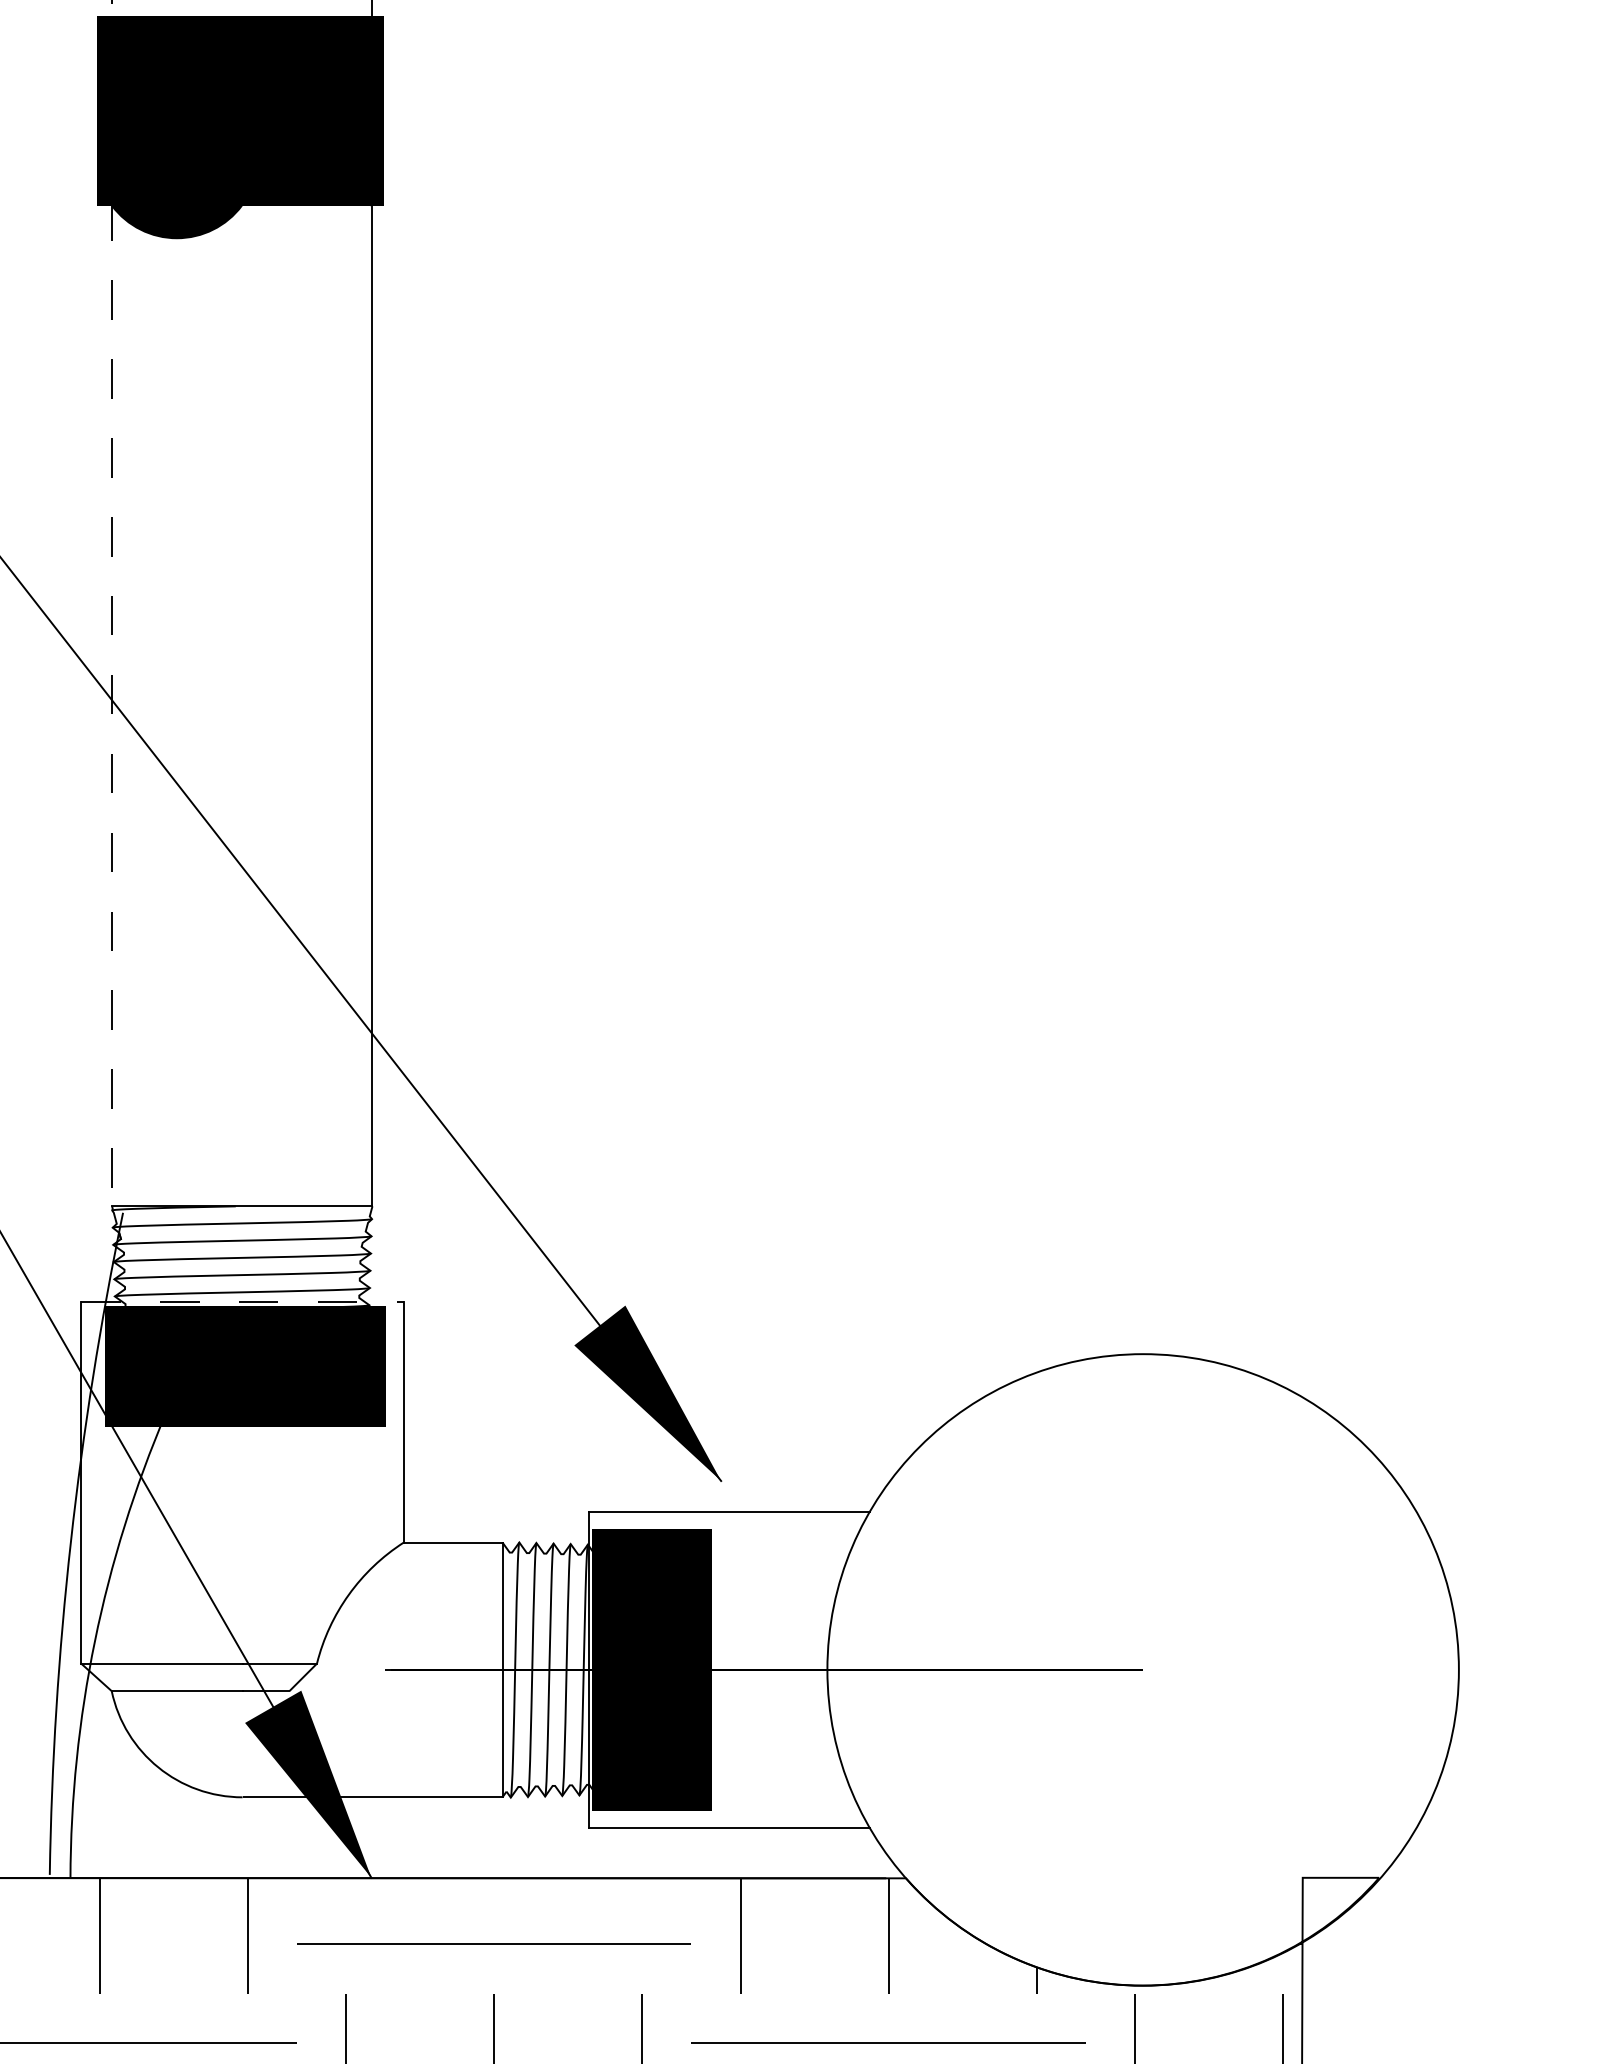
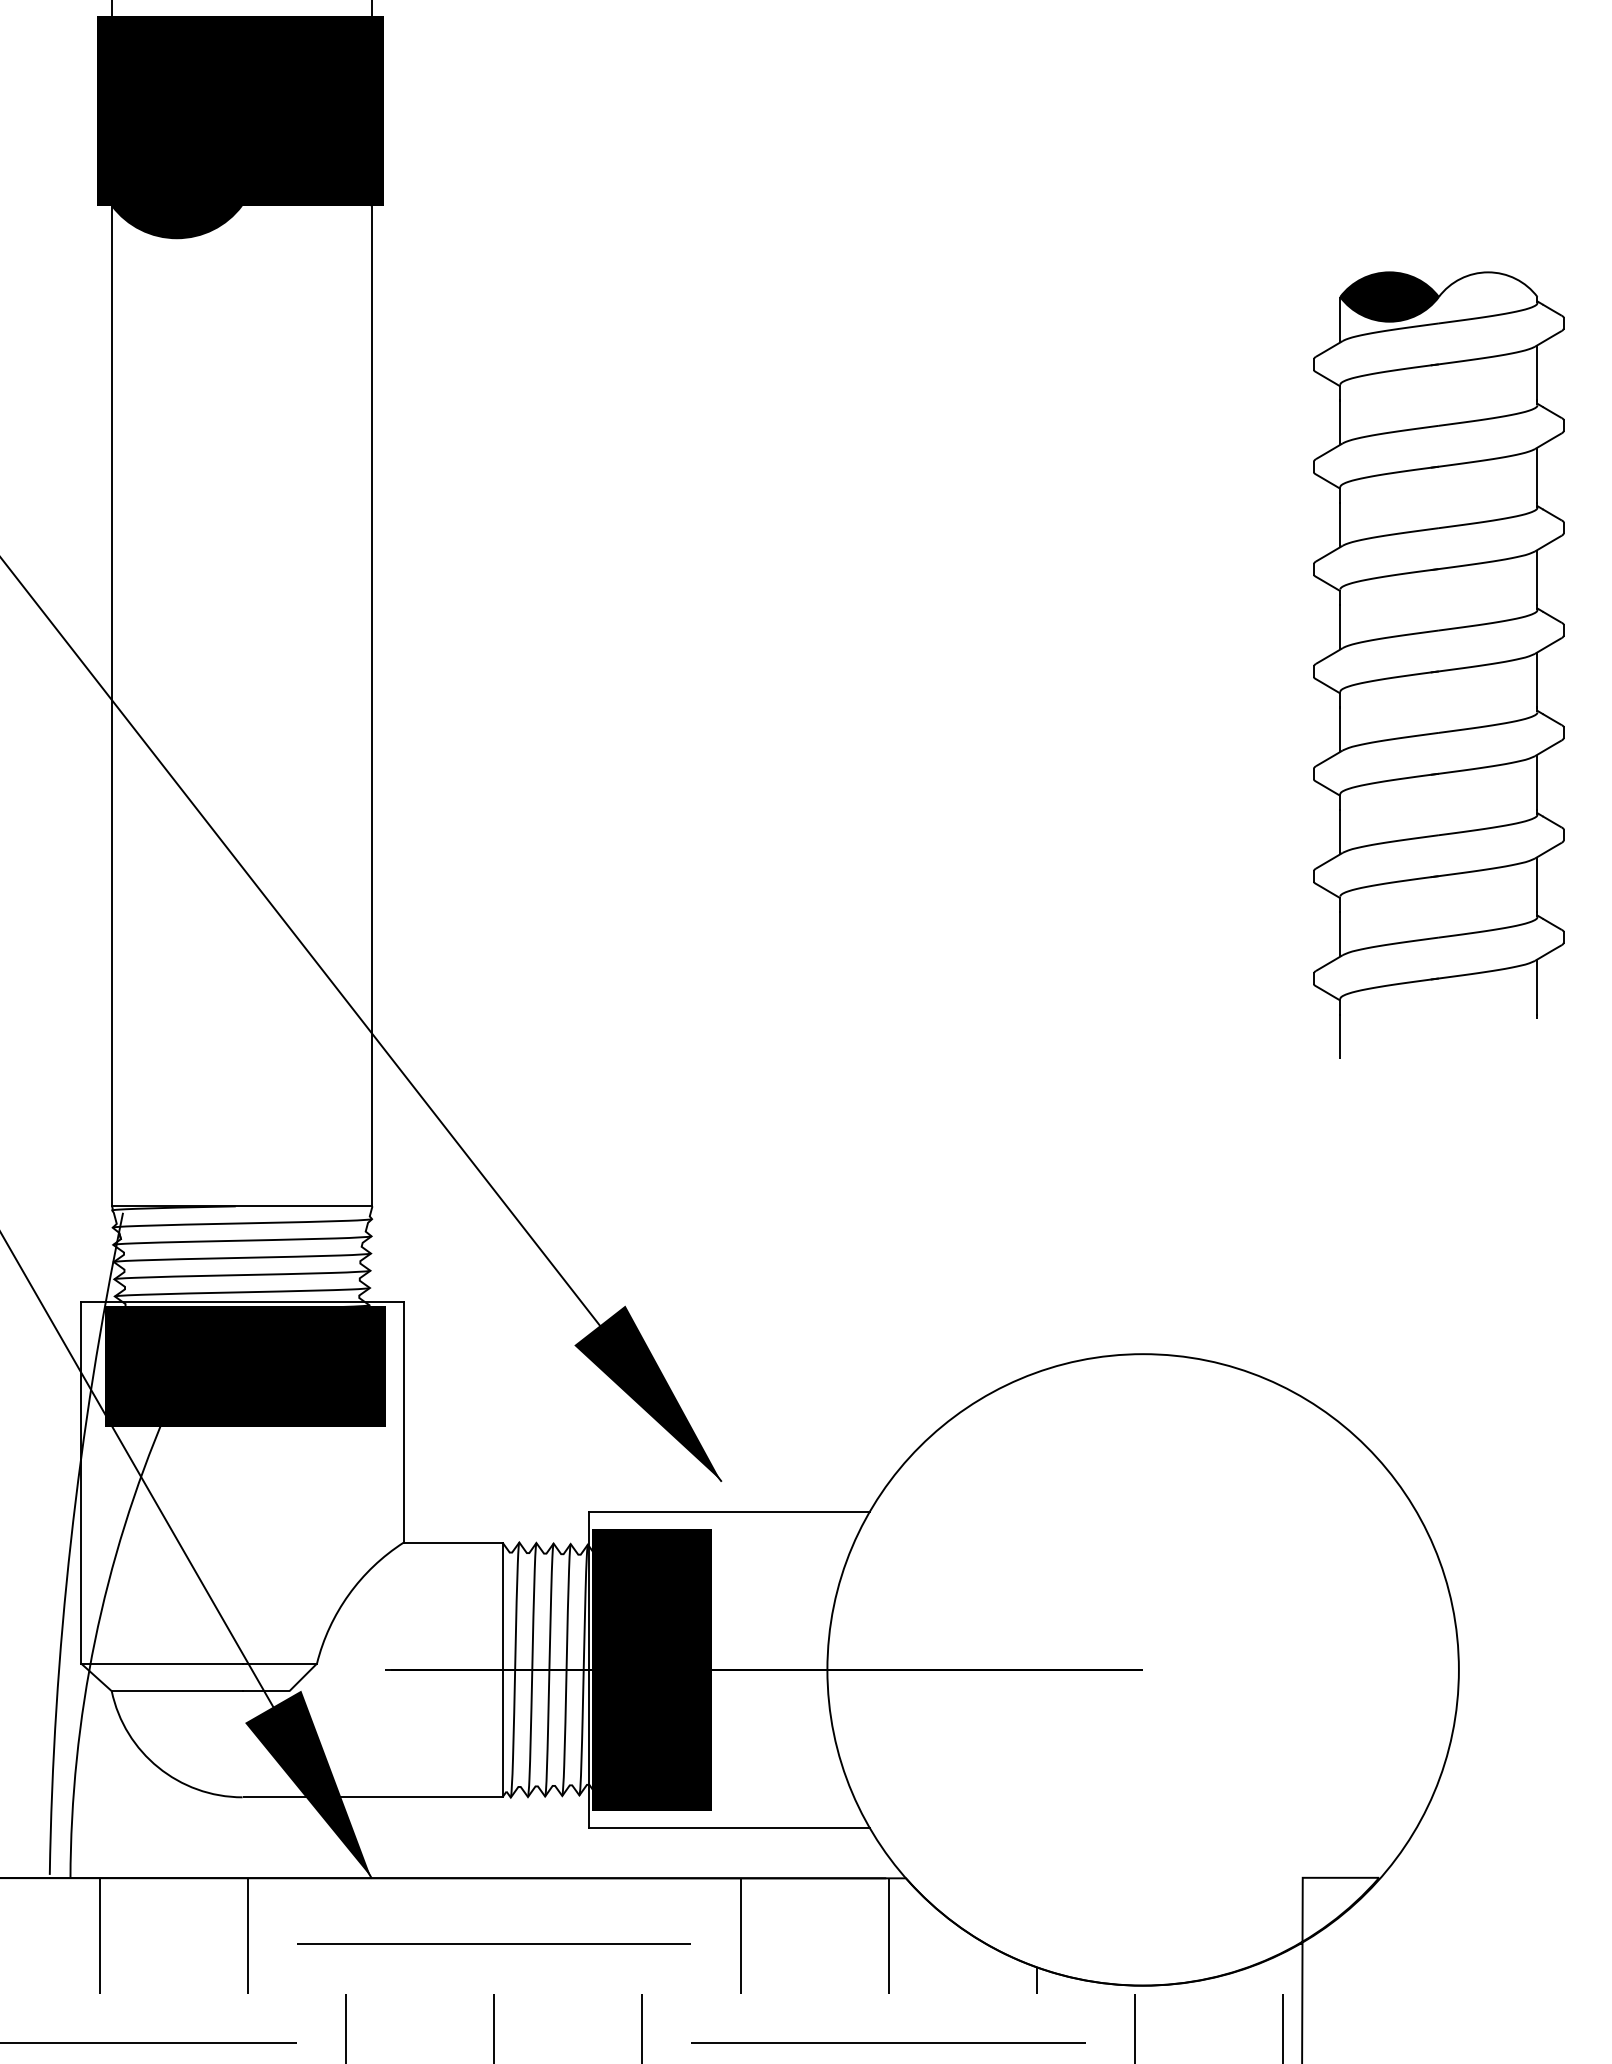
line: dashed -> solid (112, 603)
part: none -> present (1438, 664)
line: dashed -> solid (243, 1301)
